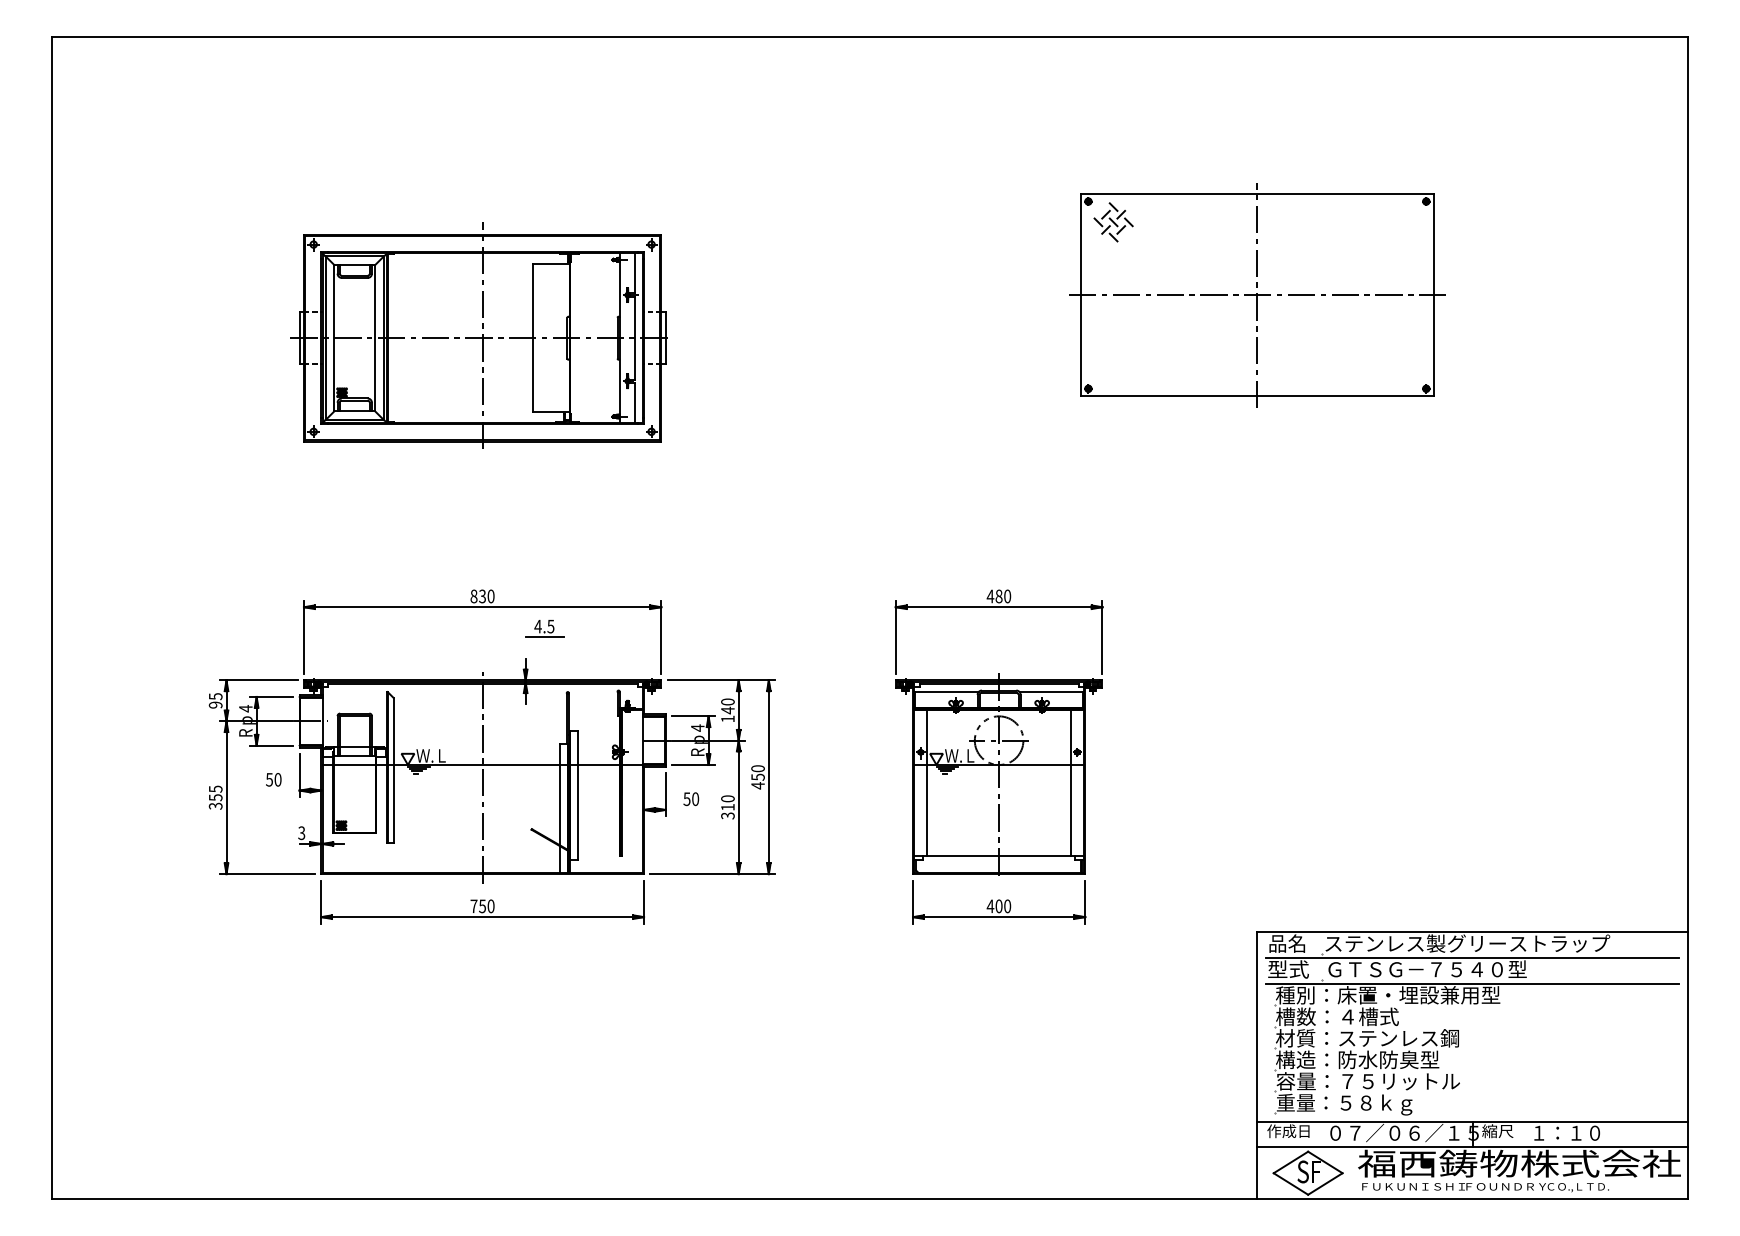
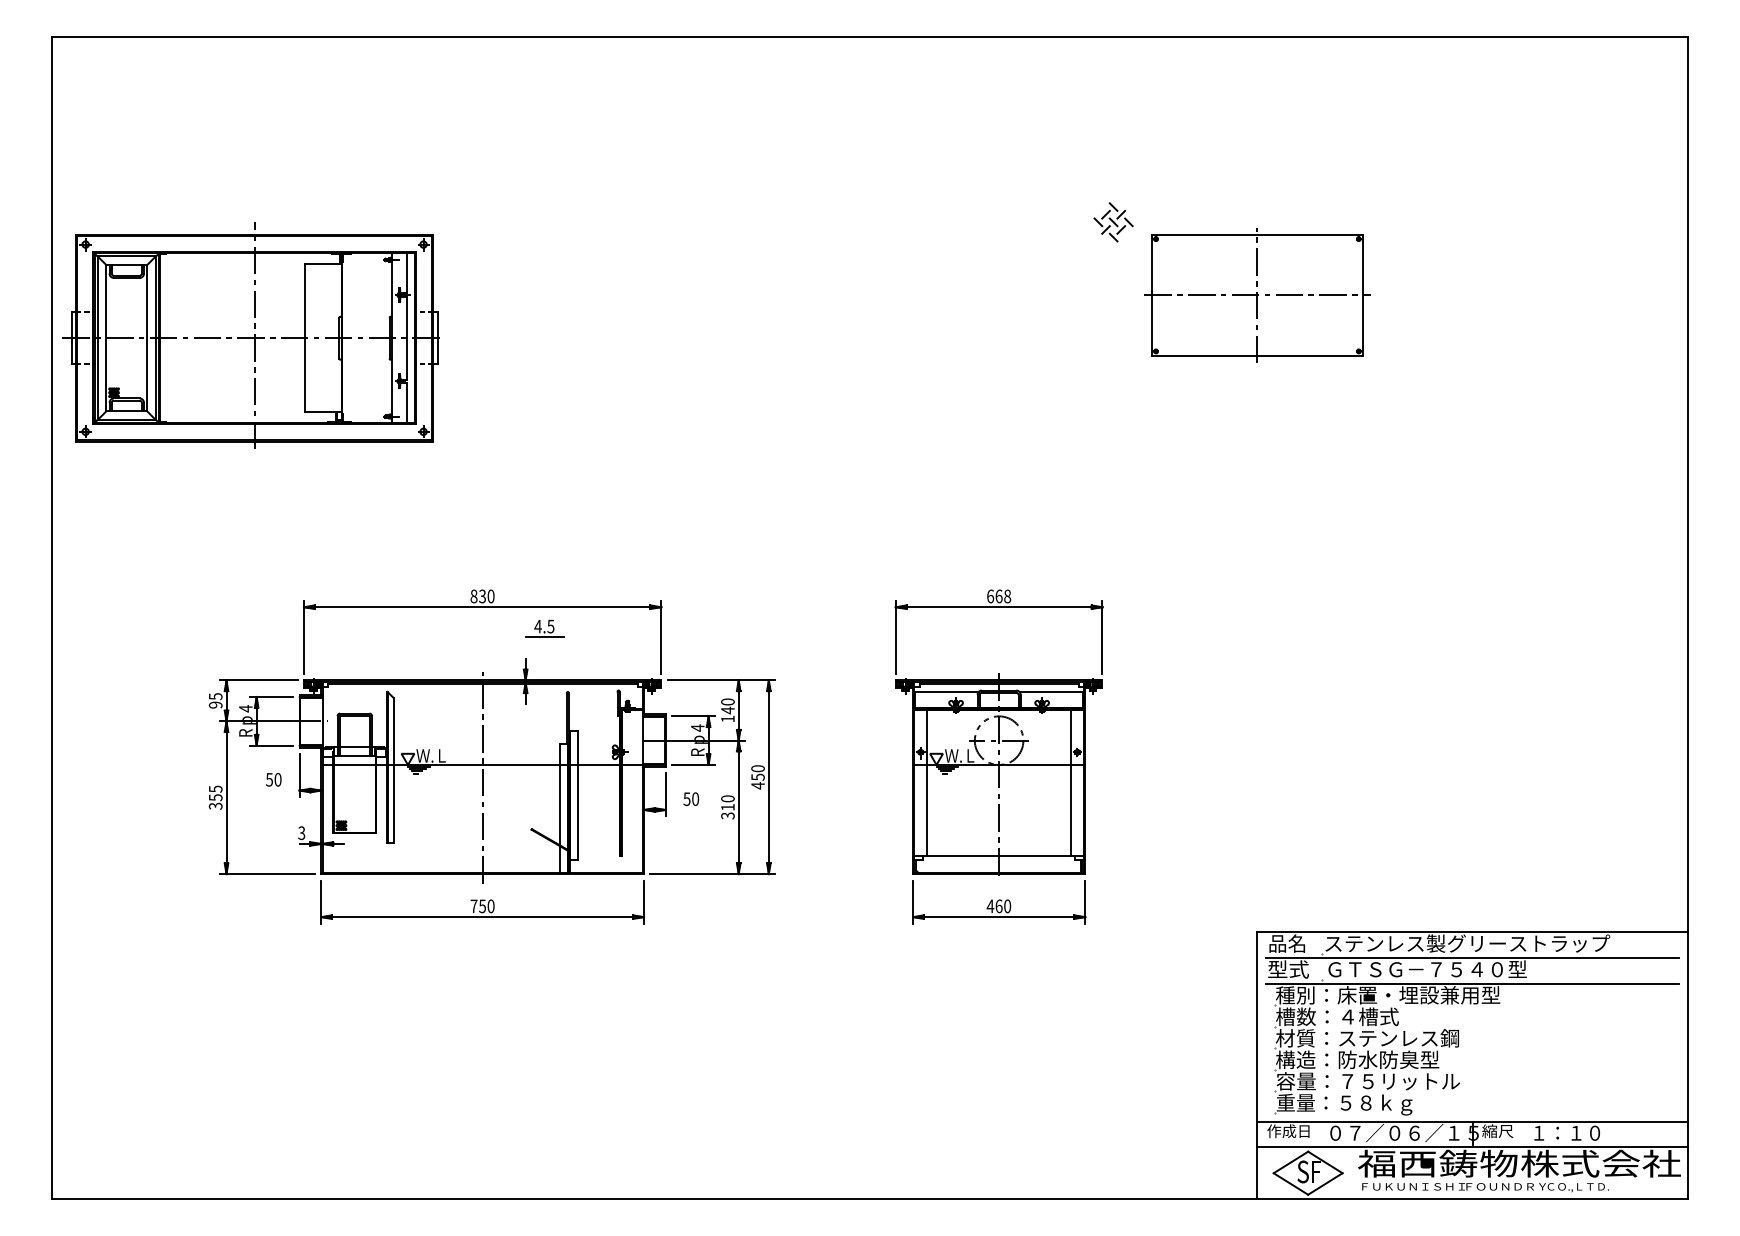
part size: 377x225 px -> 227x135 px (1257, 295)
part position: (478, 335) -> (250, 335) (250, 335)
text: 480 -> 668 (998, 596)
text: 400 -> 460 (998, 905)
